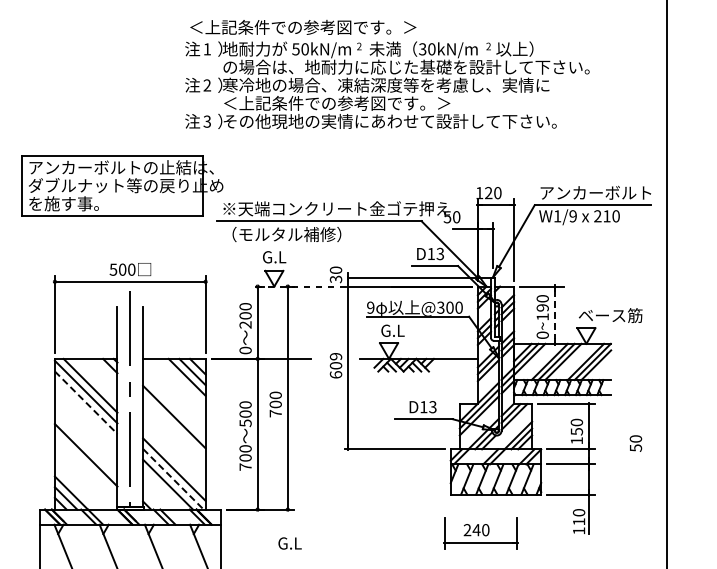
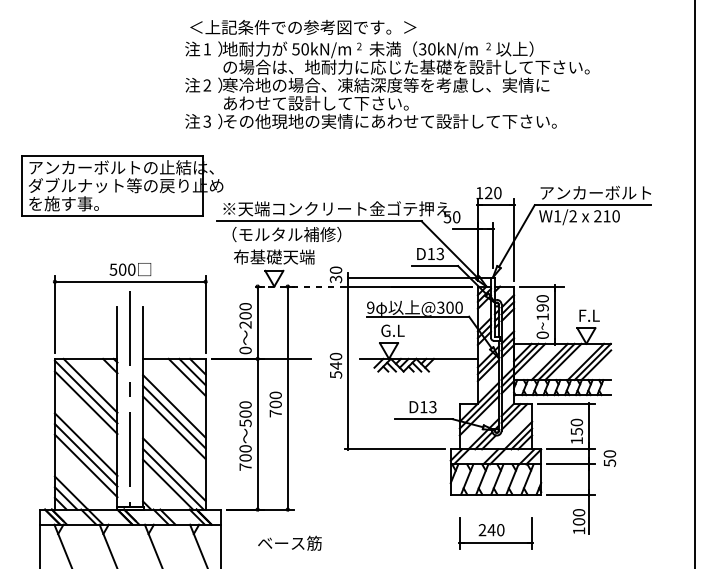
text: ＜上記条件での参考図です。＞ -> あわせて設計して下さい。 (337, 102)
text: W1/9 -> W1/2 (572, 216)
text: G.L -> 布基礎天端 (274, 256)
line position: (667, 283) -> (695, 283) (695, 283)
line: dashed -> solid (554, 314)
text: ベース筋 -> F.L (610, 315)
text: 609 -> 540 (335, 365)
line: dashed -> solid (86, 403)
line: none -> present (174, 406)
line: none -> present (174, 427)
text position: (635, 443) -> (609, 458) (609, 458)
line: none -> present (85, 444)
line: none -> present (85, 465)
line: dashed -> solid (173, 479)
text: 110 -> 100 (578, 521)
part position: (480, 533) -> (495, 533) (495, 533)
text: G.L -> ベース筋 (289, 542)
